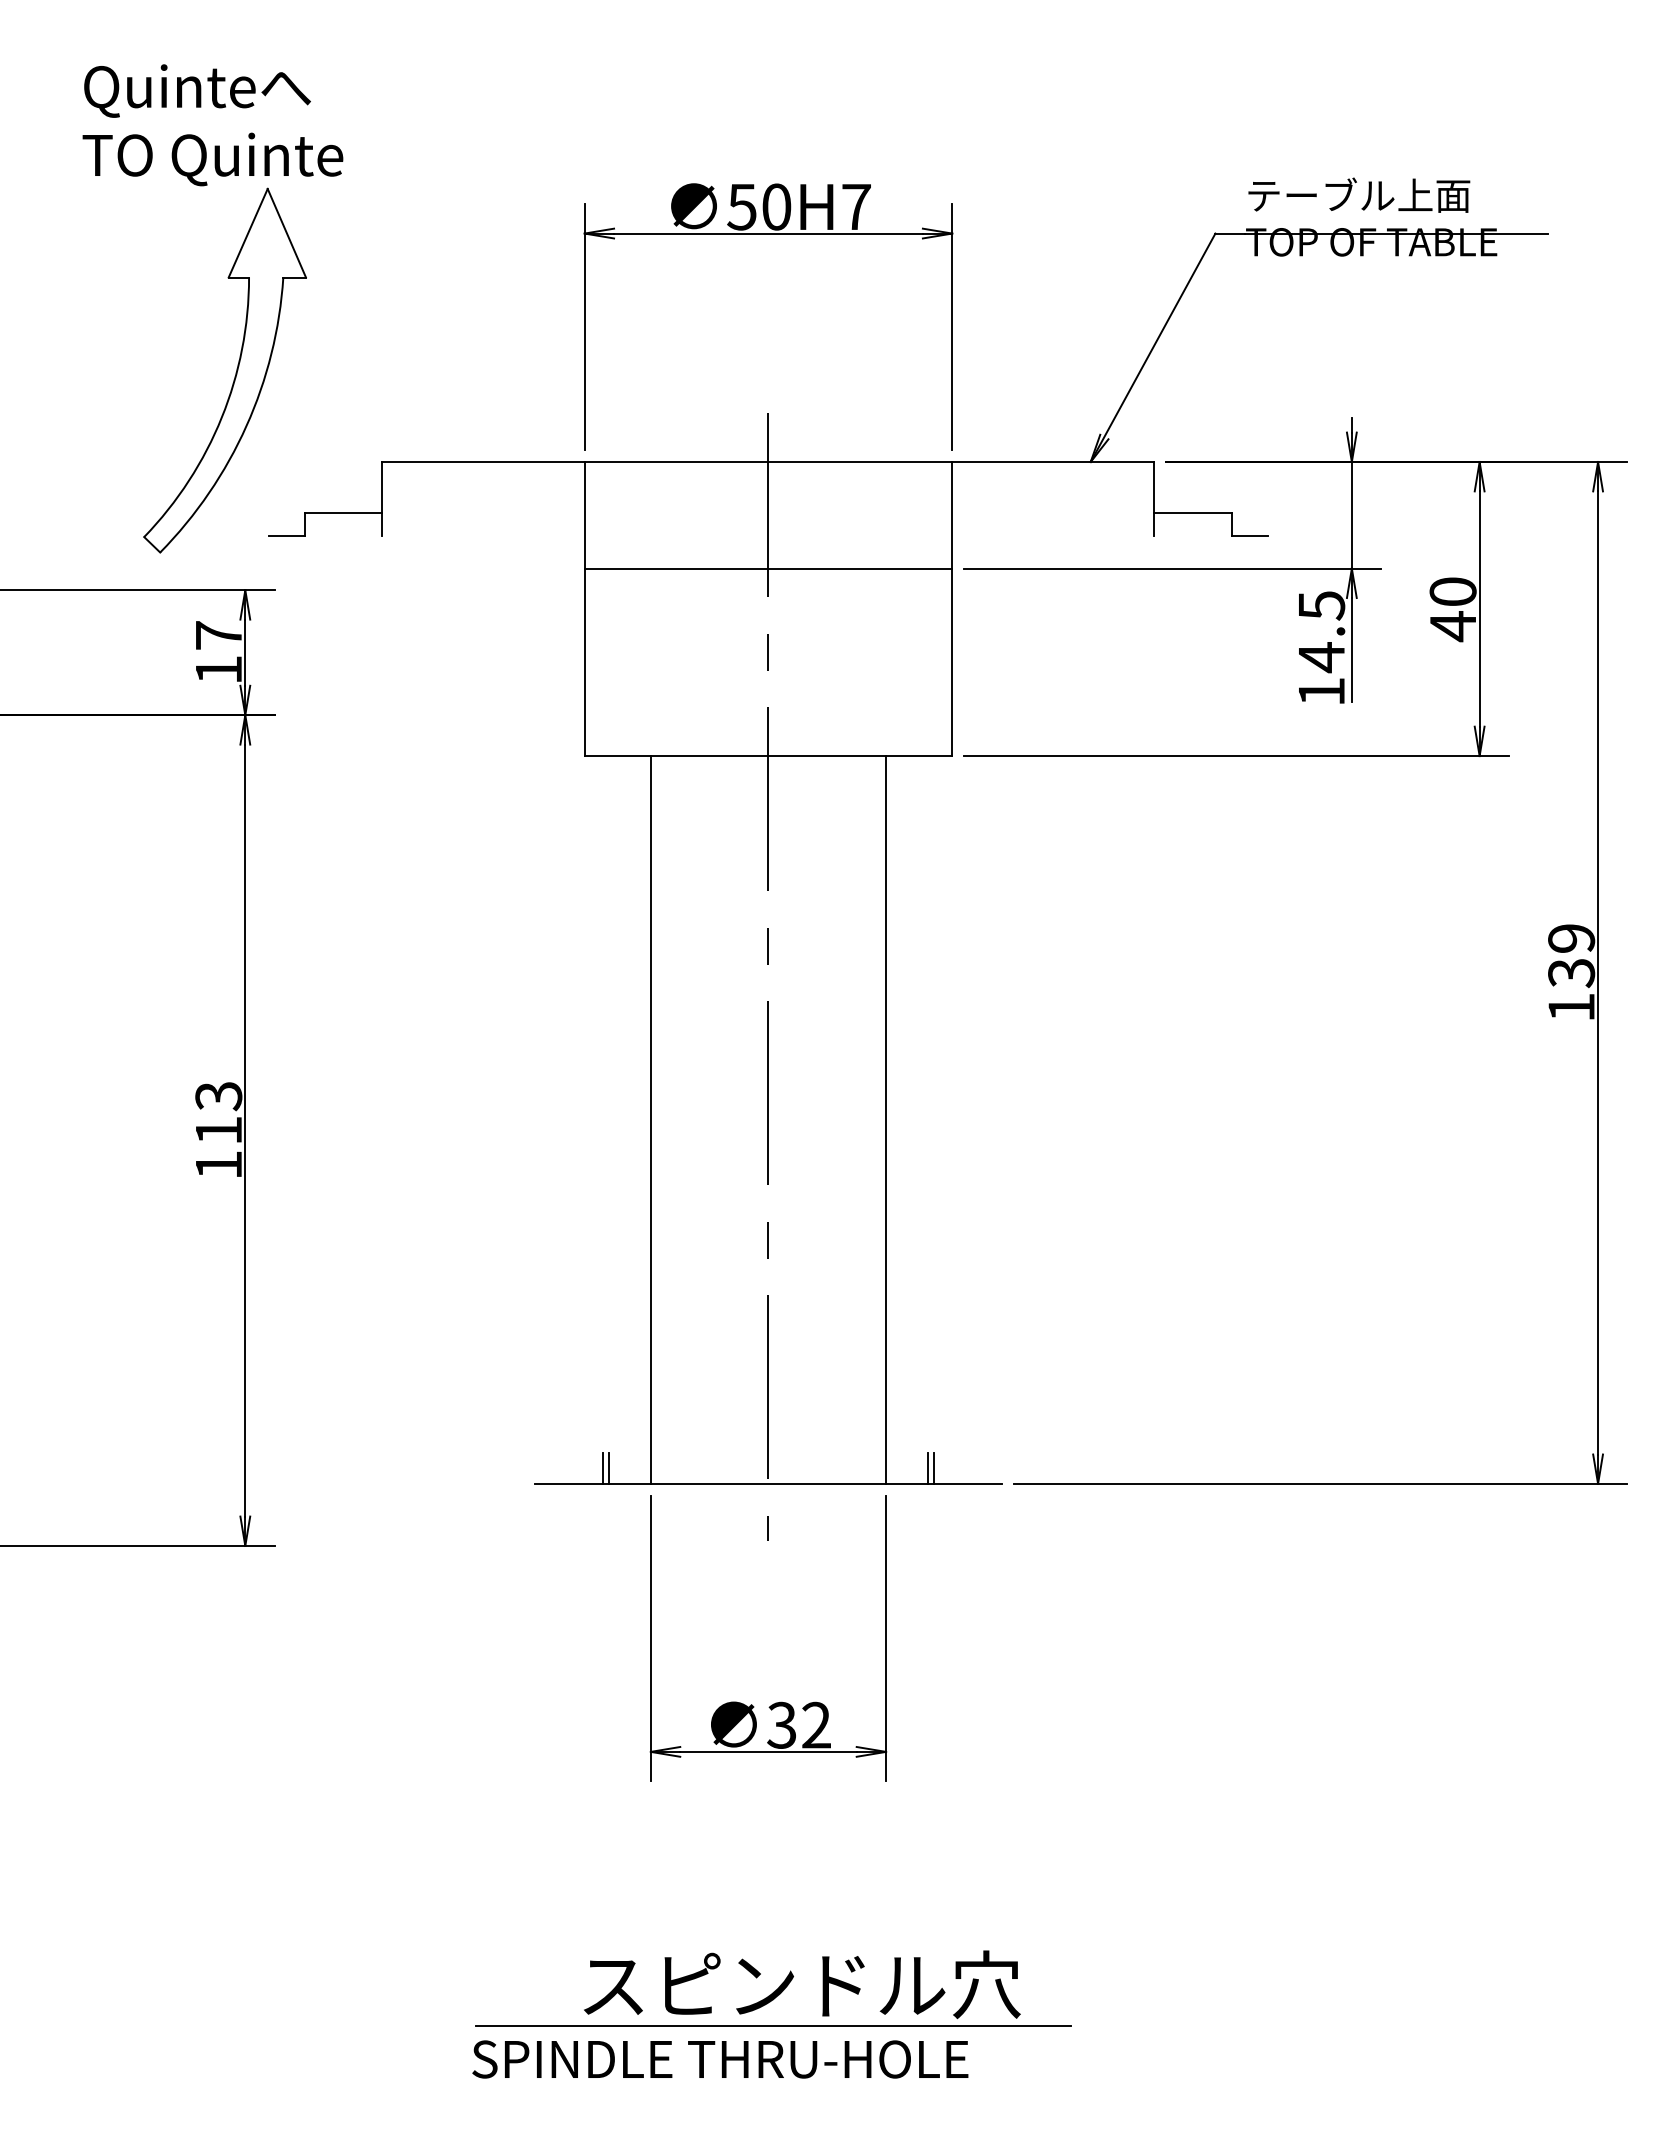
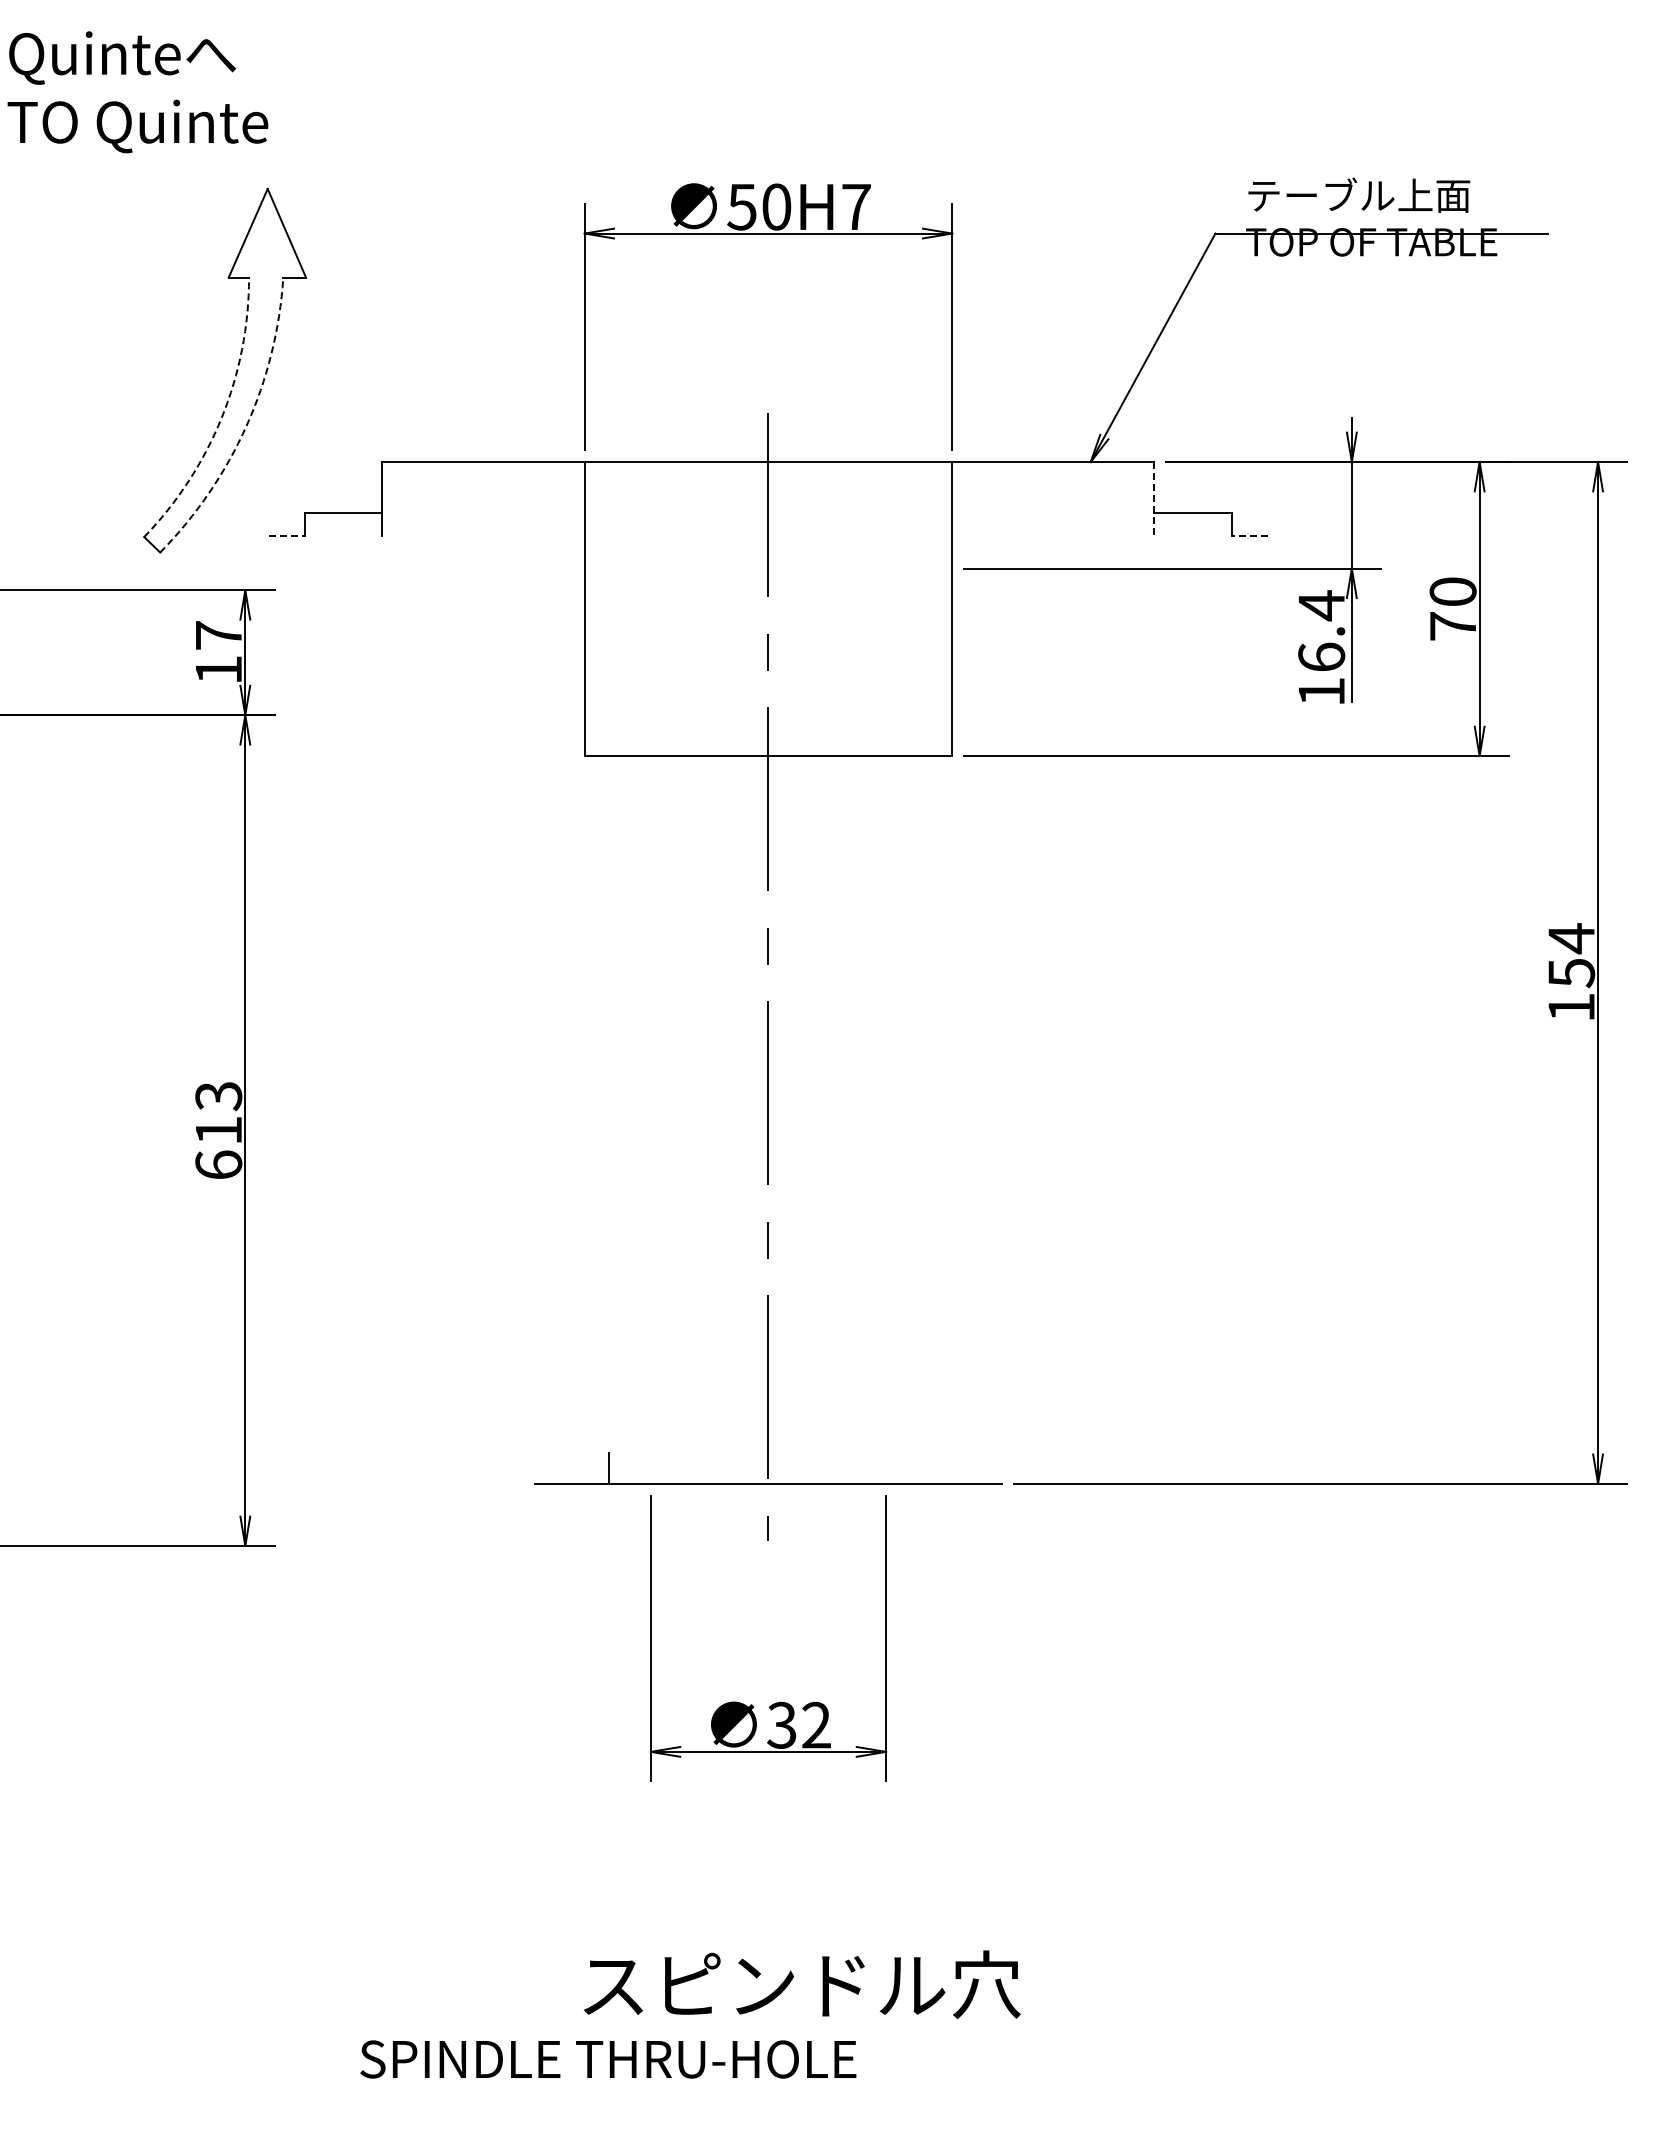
text position: (212, 125) -> (137, 92) (137, 92)
arc: solid -> dashed (221, 417)
arc: solid -> dashed (246, 426)
line: solid -> dashed (1154, 498)
line: solid -> dashed (287, 535)
line: solid -> dashed (1249, 535)
line: present -> none (768, 568)
text: 40 -> 70 (1452, 626)
text: 14.5 -> 16.4 (1321, 631)
text: 139 -> 154 (1571, 955)
line: present -> none (650, 1119)
line: present -> none (886, 1119)
text: 113 -> 613 (218, 1164)
line: present -> none (603, 1468)
line: present -> none (927, 1468)
line: present -> none (933, 1468)
line: present -> none (773, 2026)
text position: (720, 2059) -> (608, 2059) (608, 2059)
